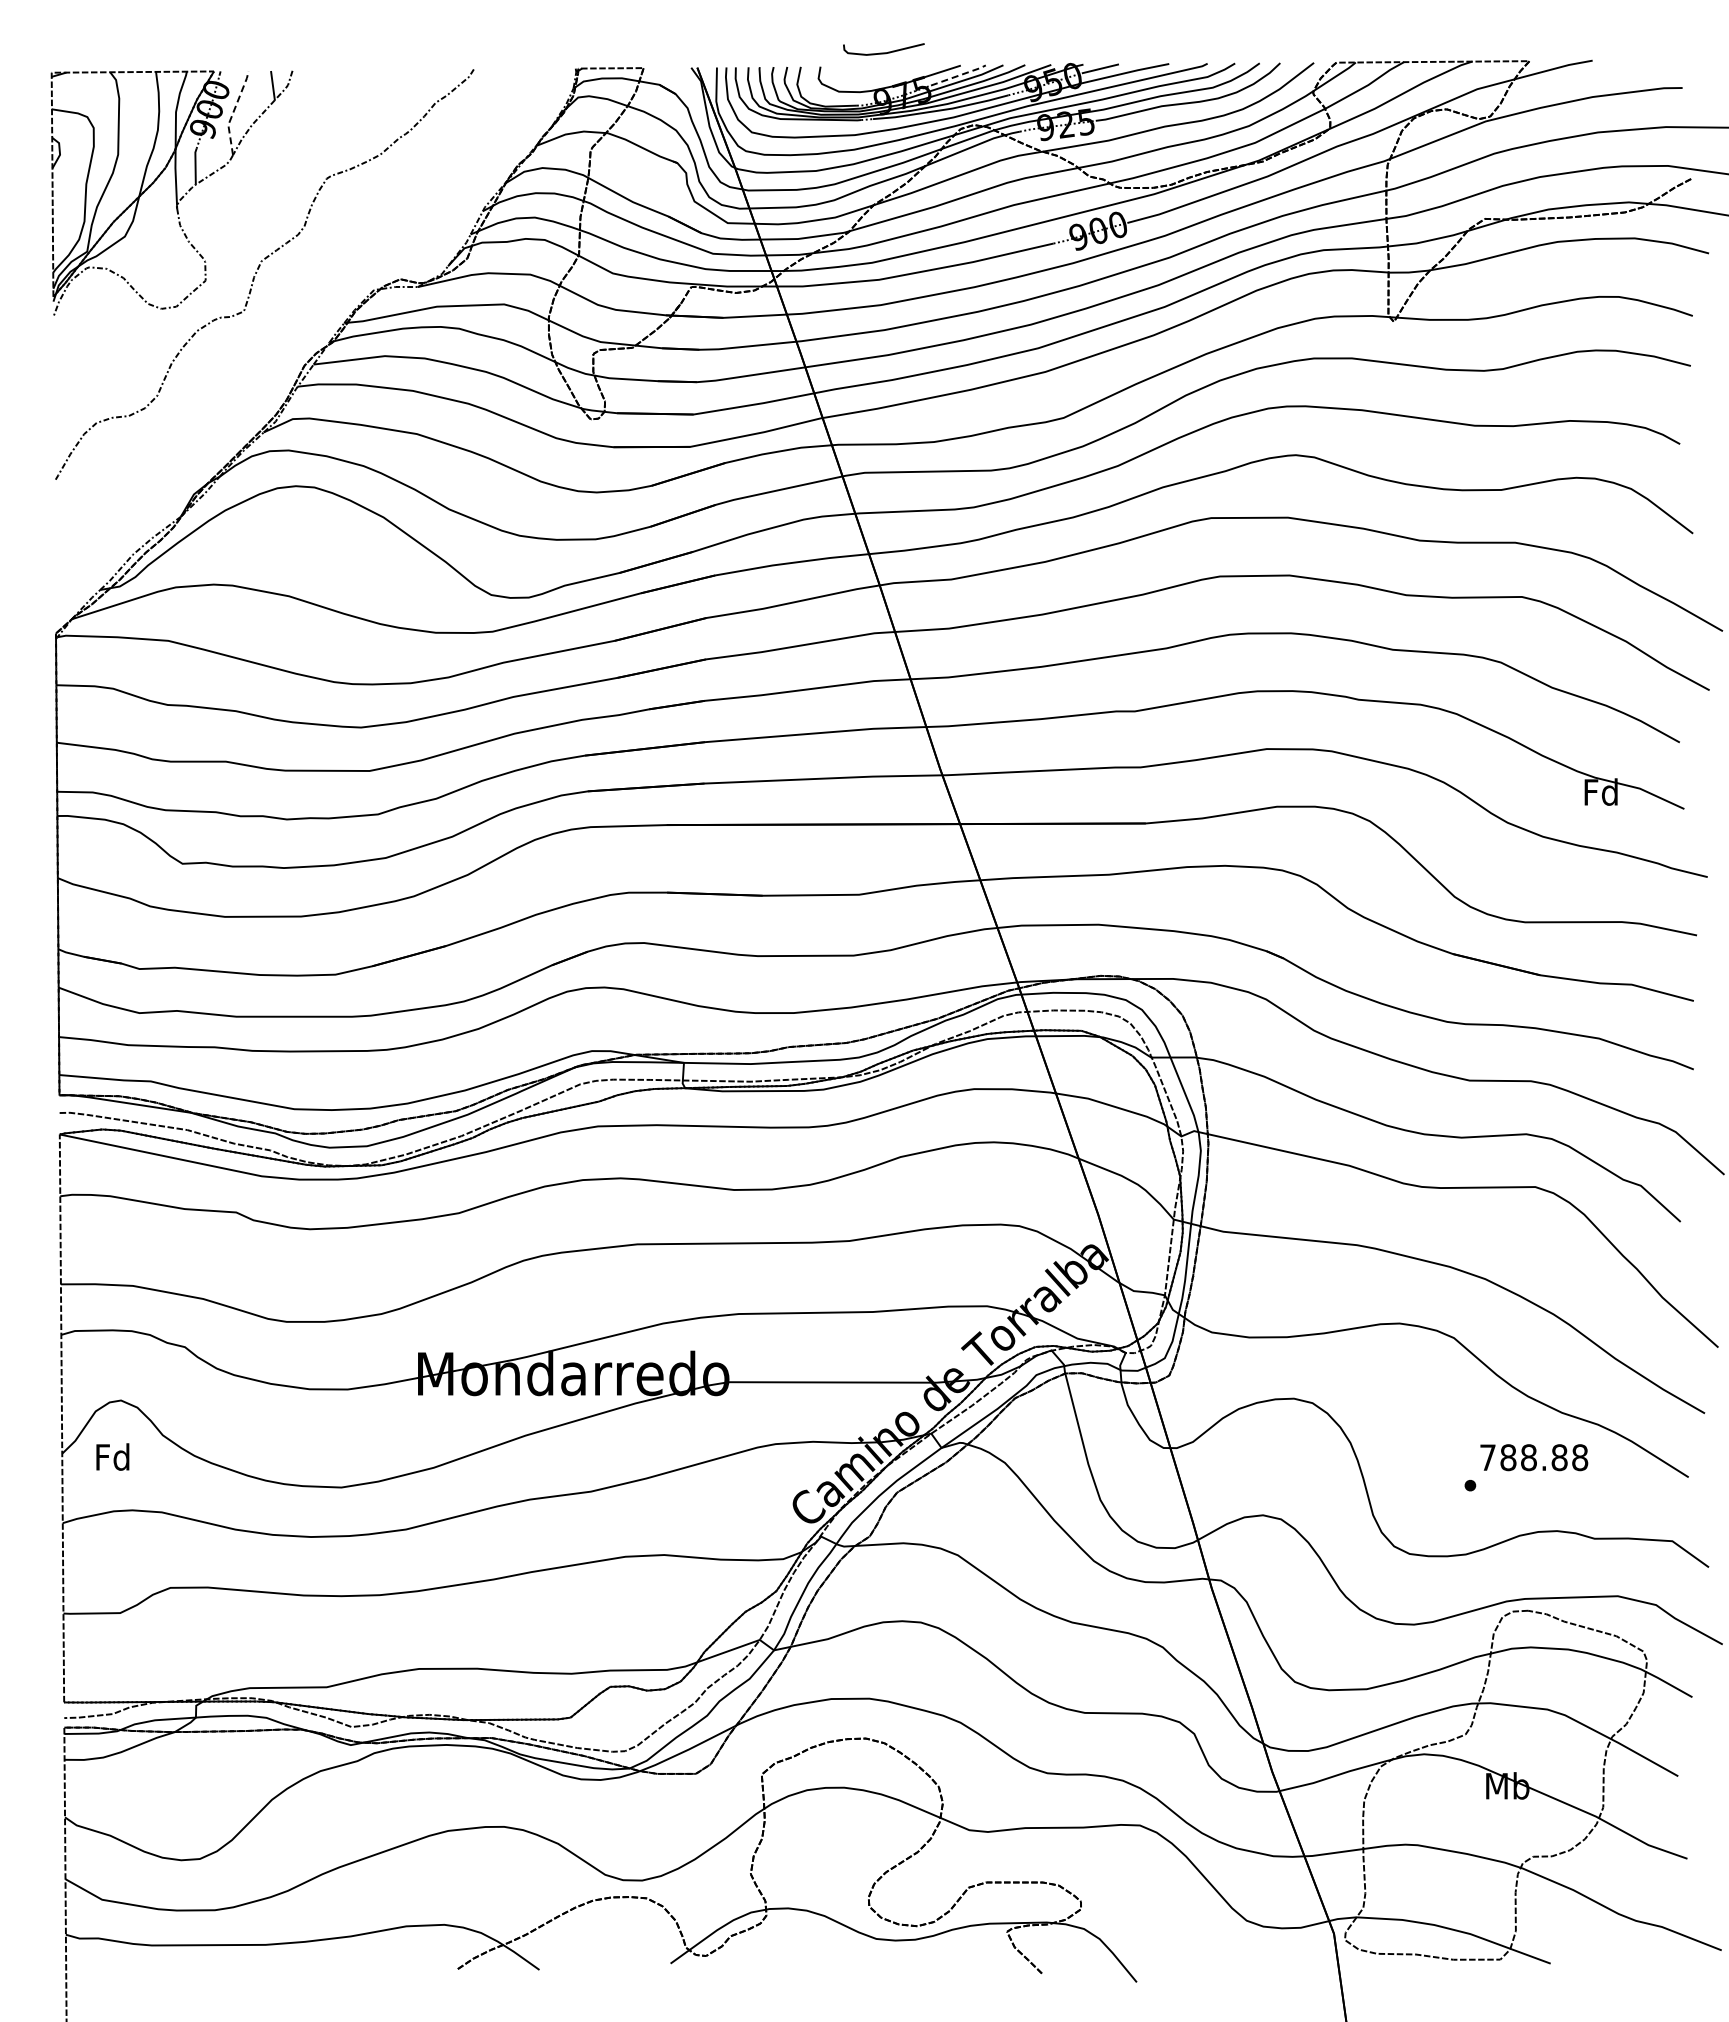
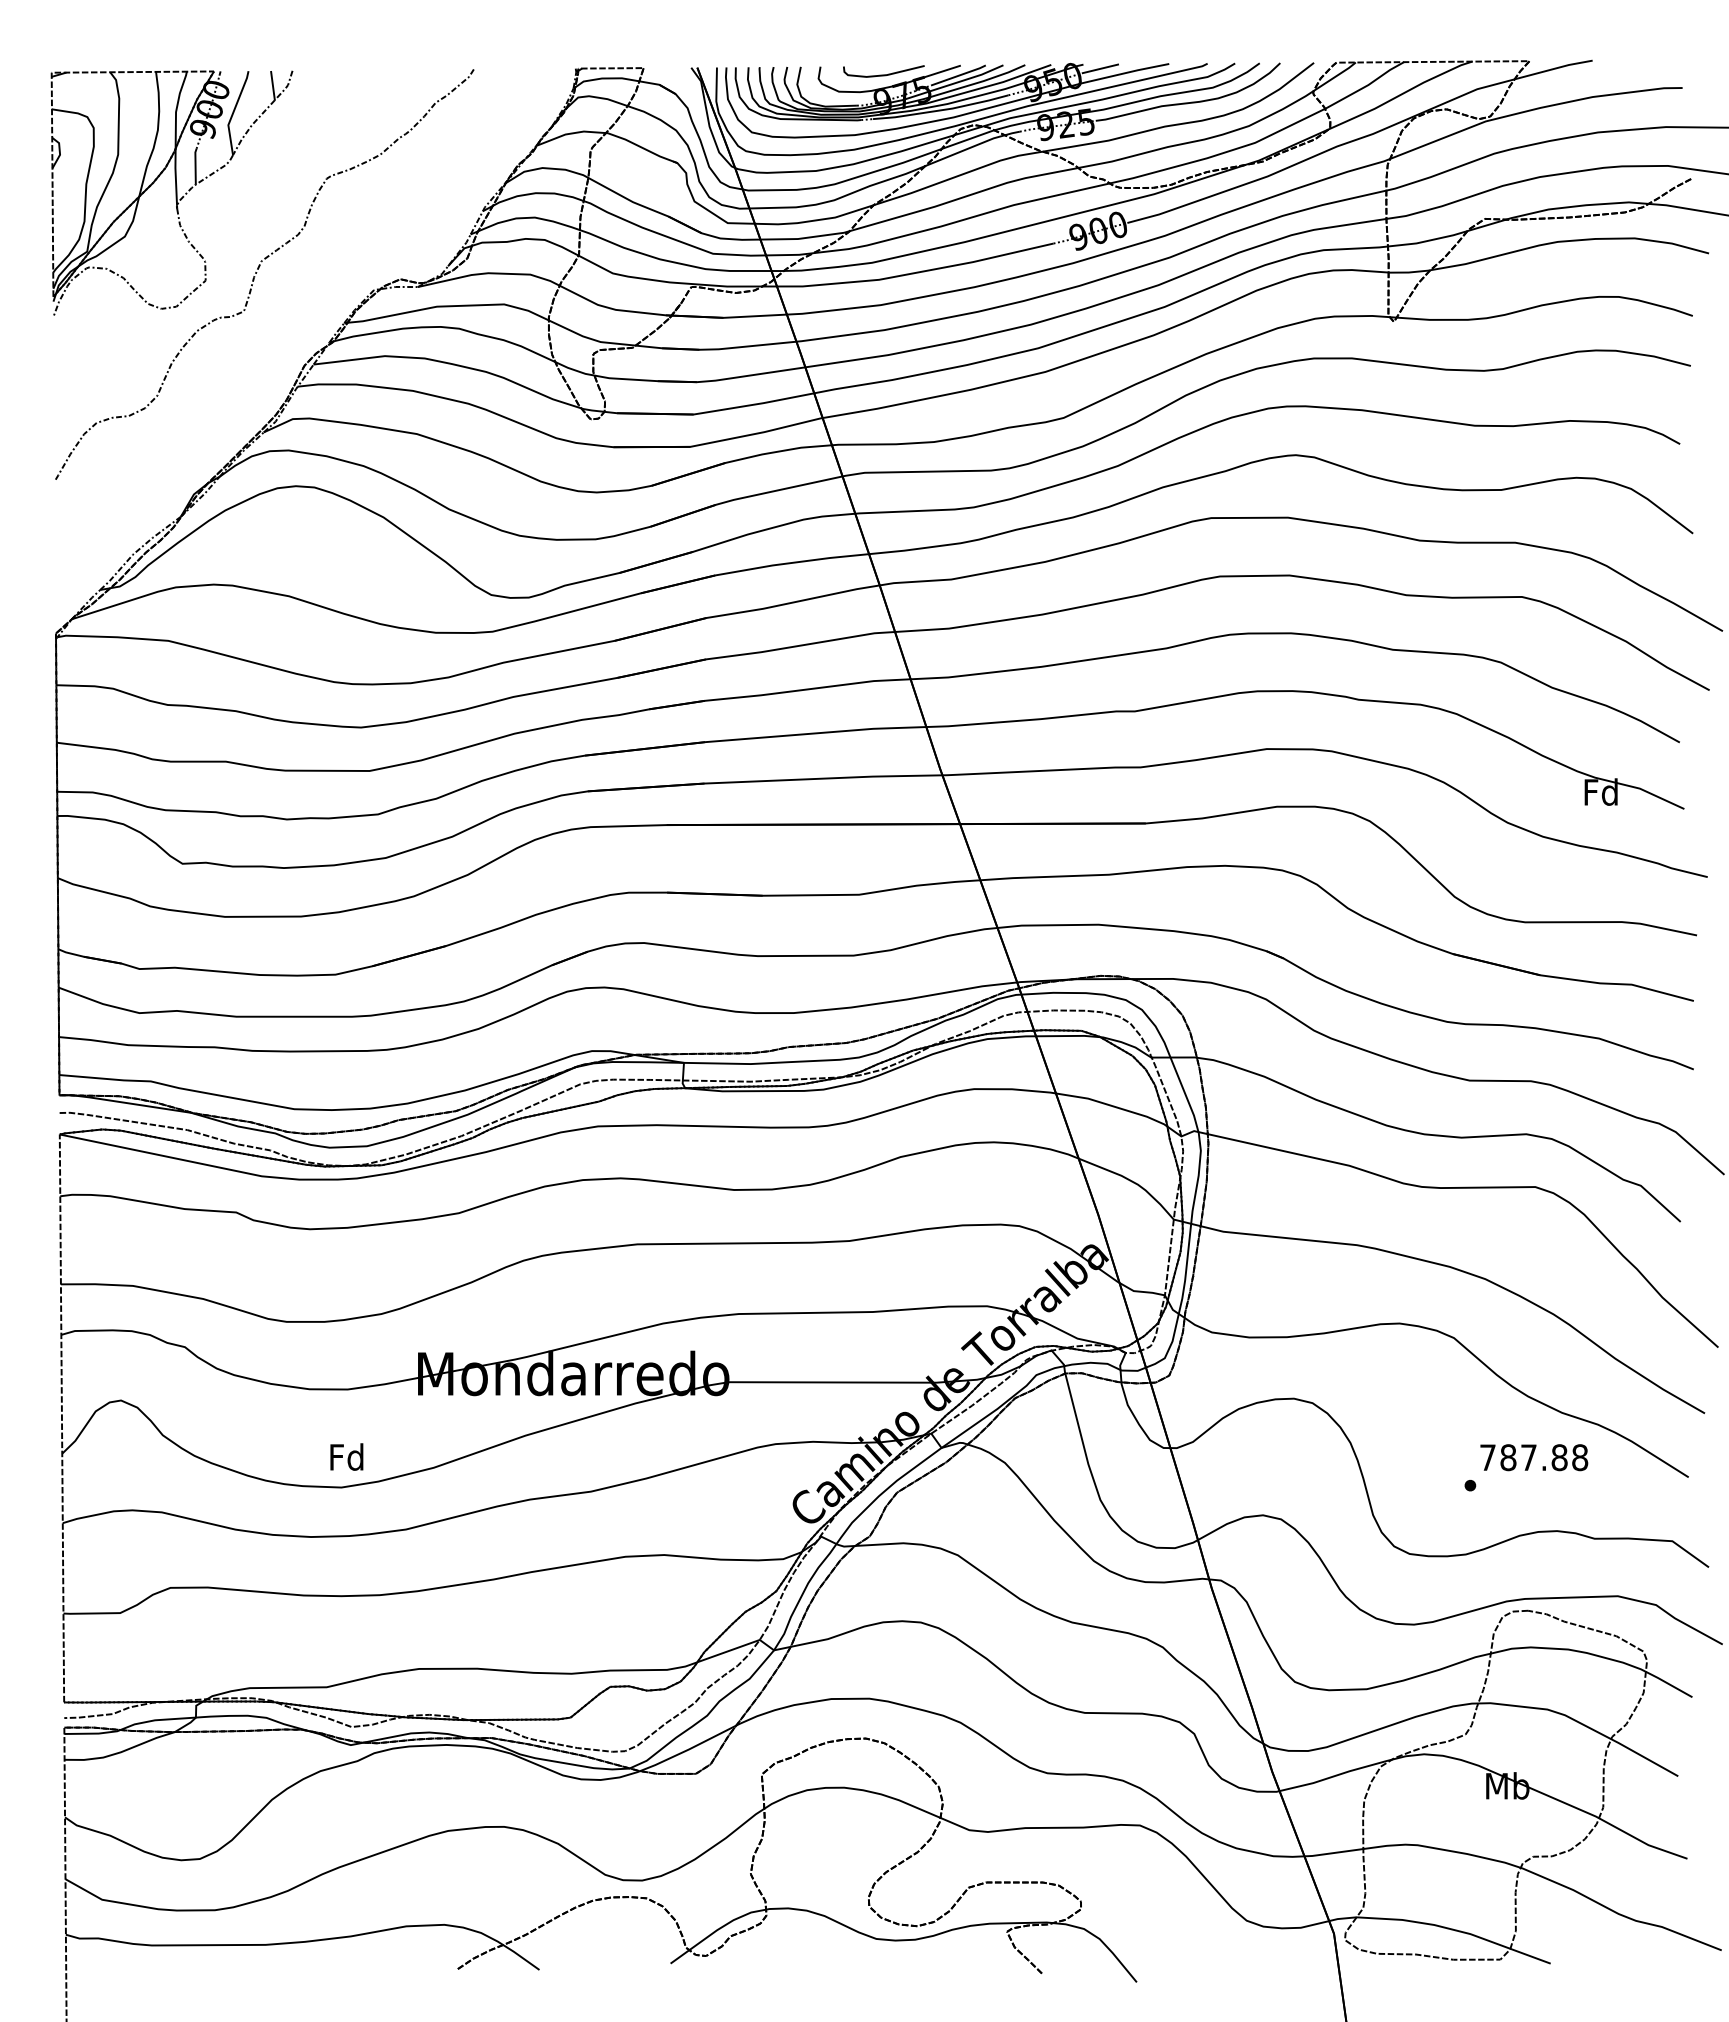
curve position: (883, 52) -> (883, 74) (883, 74)
line: dashed -> solid (959, 75)
line: dashed -> solid (233, 112)
text position: (112, 1456) -> (346, 1456) (346, 1456)
text: 788.88 -> 787.88 (1528, 1457)
